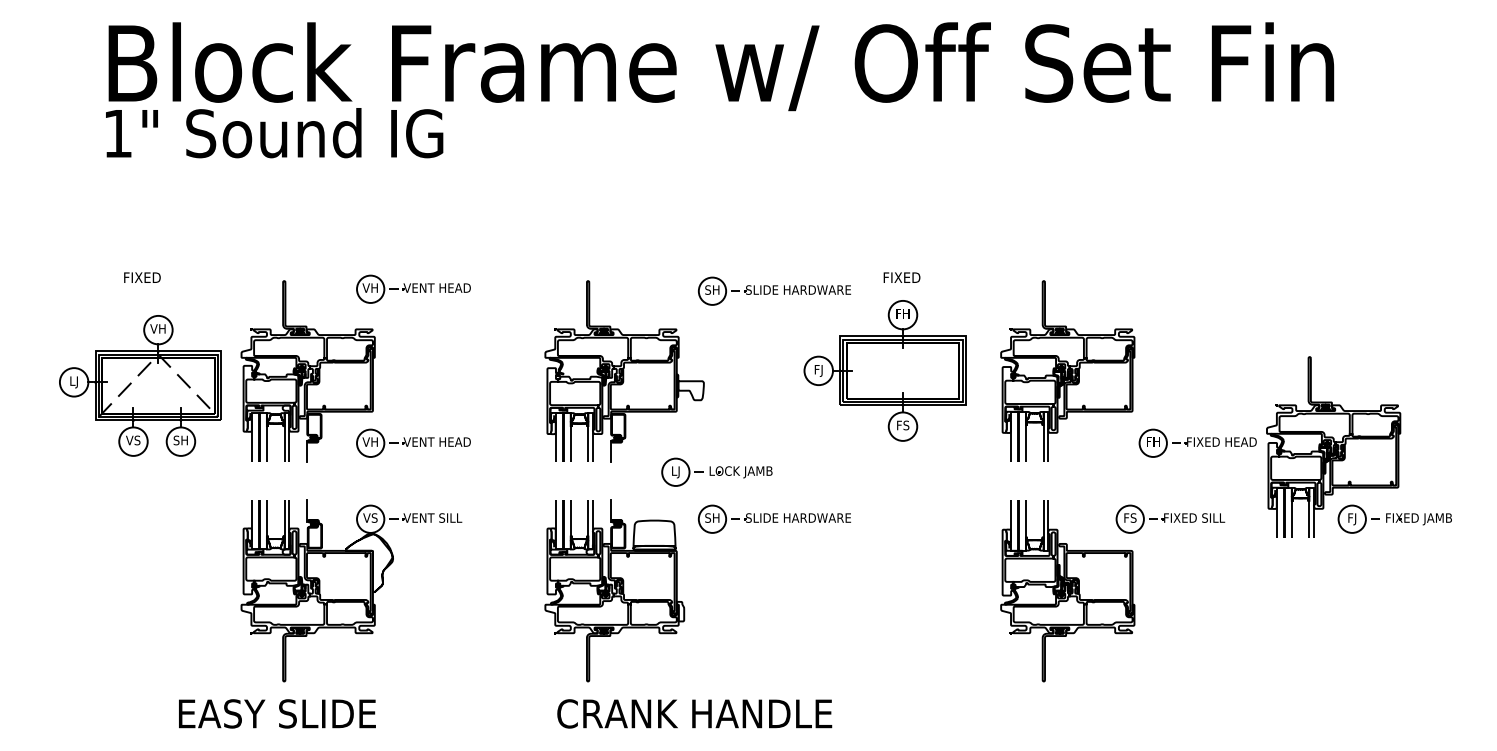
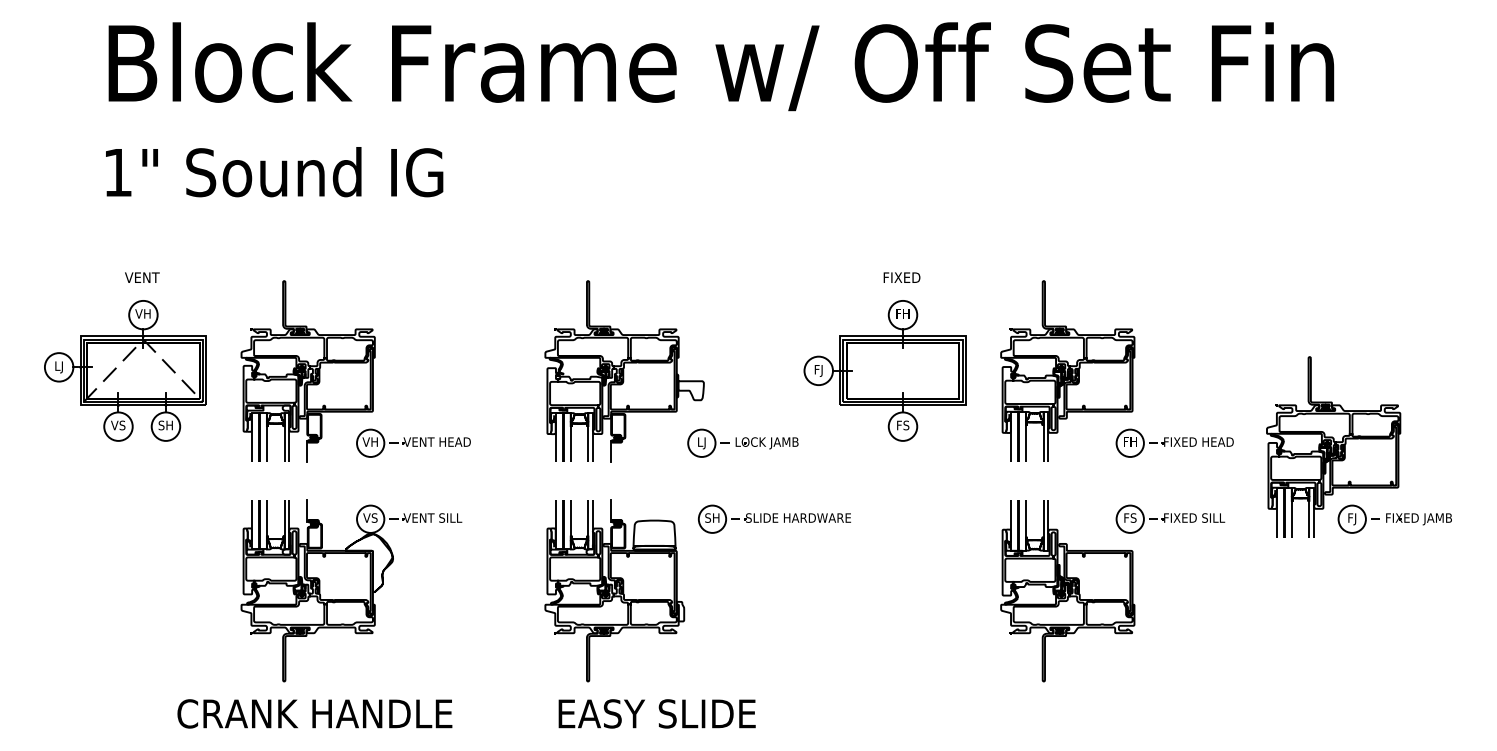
text position: (274, 133) -> (274, 172) (274, 172)
text: FIXED -> VENT (142, 277)
part: present -> none (413, 288)
part: present -> none (773, 290)
part position: (140, 385) -> (125, 370) (125, 370)
part position: (1197, 442) -> (1174, 442) (1174, 442)
part position: (716, 471) -> (742, 442) (742, 442)
text: EASY SLIDE -> CRANK HANDLE (314, 713)
text: CRANK HANDLE -> EASY SLIDE (694, 713)
